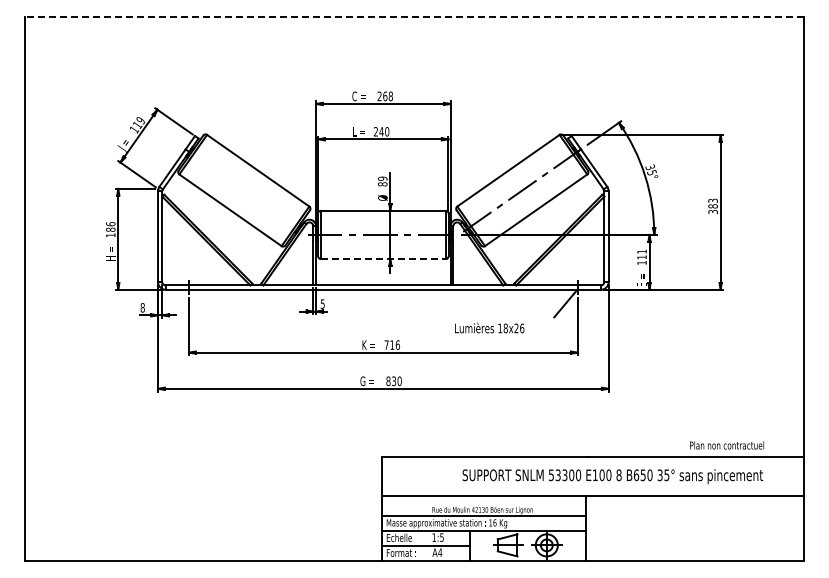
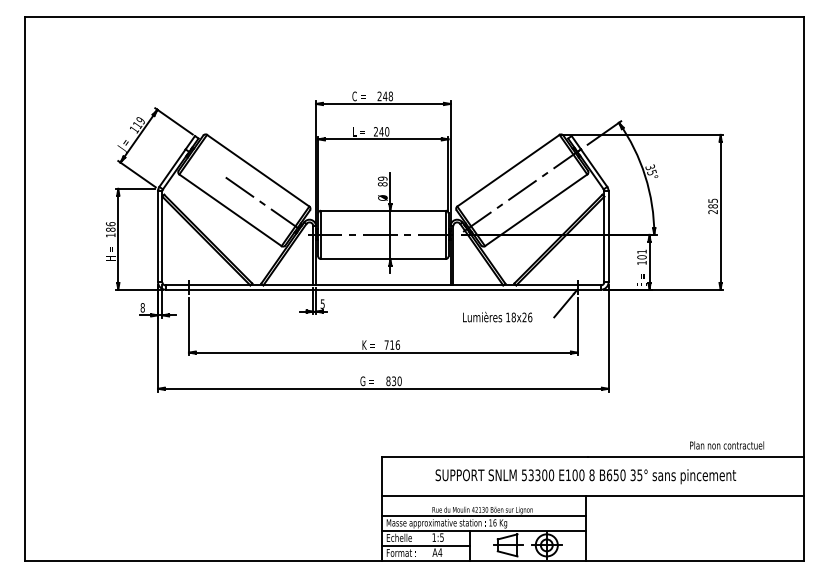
line: dashed -> solid (414, 17)
text: 268 -> 248 (385, 96)
line: none -> present (263, 203)
text: 383 -> 285 (712, 206)
text: 111 -> 101 (641, 257)
line: dashed -> solid (383, 259)
text position: (489, 327) -> (497, 316) (497, 316)
text position: (612, 476) -> (585, 476) (585, 476)
